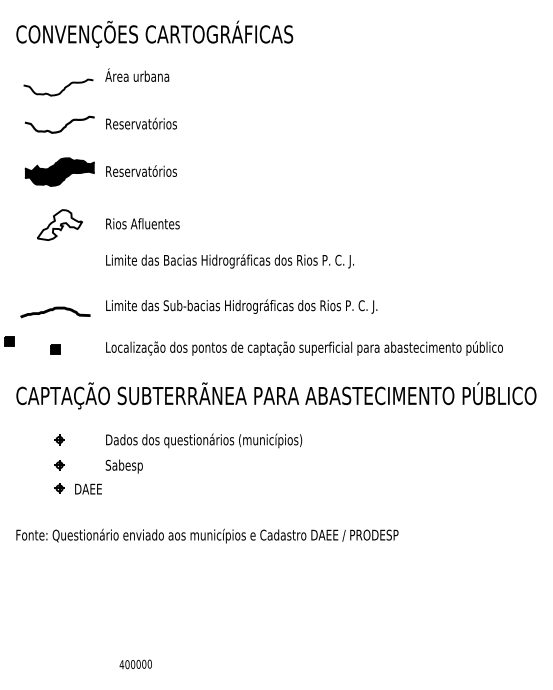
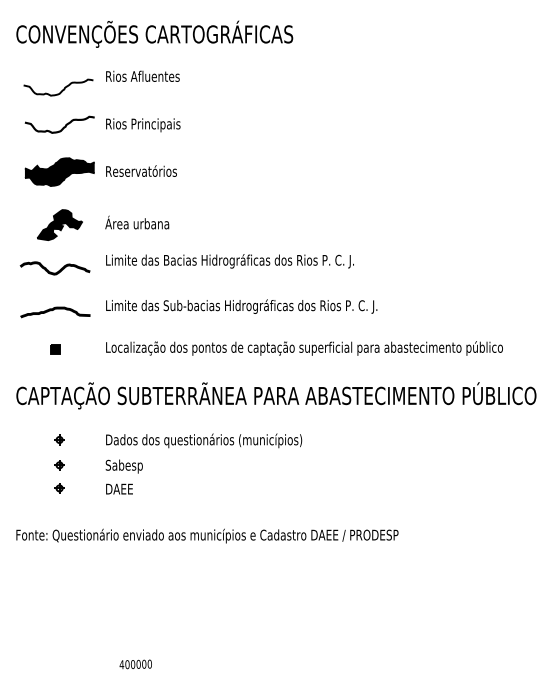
text: Área urbana -> Rios Afluentes (142, 74)
text: Reservatórios -> Rios Principais (146, 124)
text: Rios Afluentes -> Área urbana (142, 222)
fill: none -> present (59, 225)
curve: none -> present (54, 272)
part: present -> none (9, 341)
text position: (88, 488) -> (119, 488) (119, 488)
